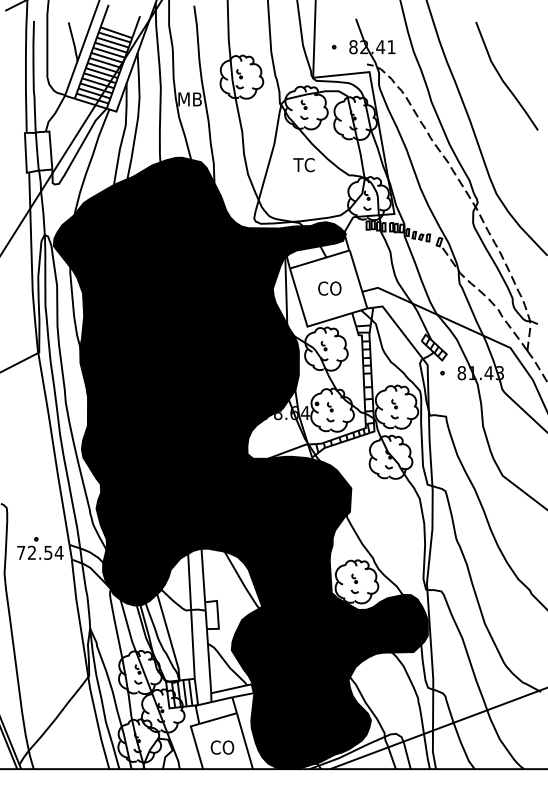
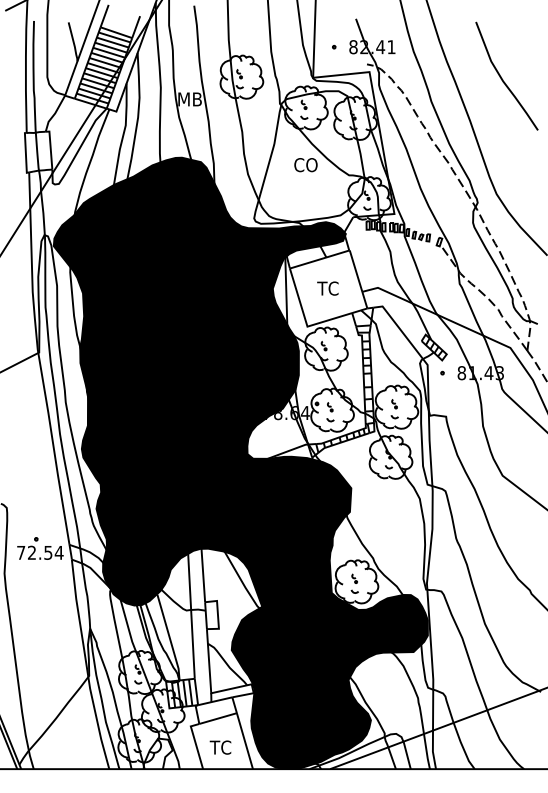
text: TC -> CO (305, 165)
text: CO -> TC (329, 288)
text: CO -> TC (221, 747)
